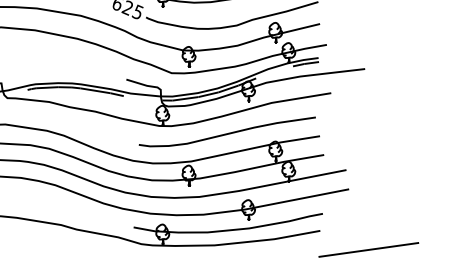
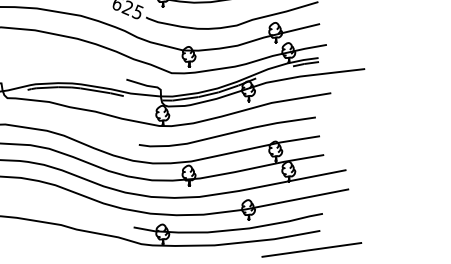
line position: (368, 249) -> (311, 249) (311, 249)
